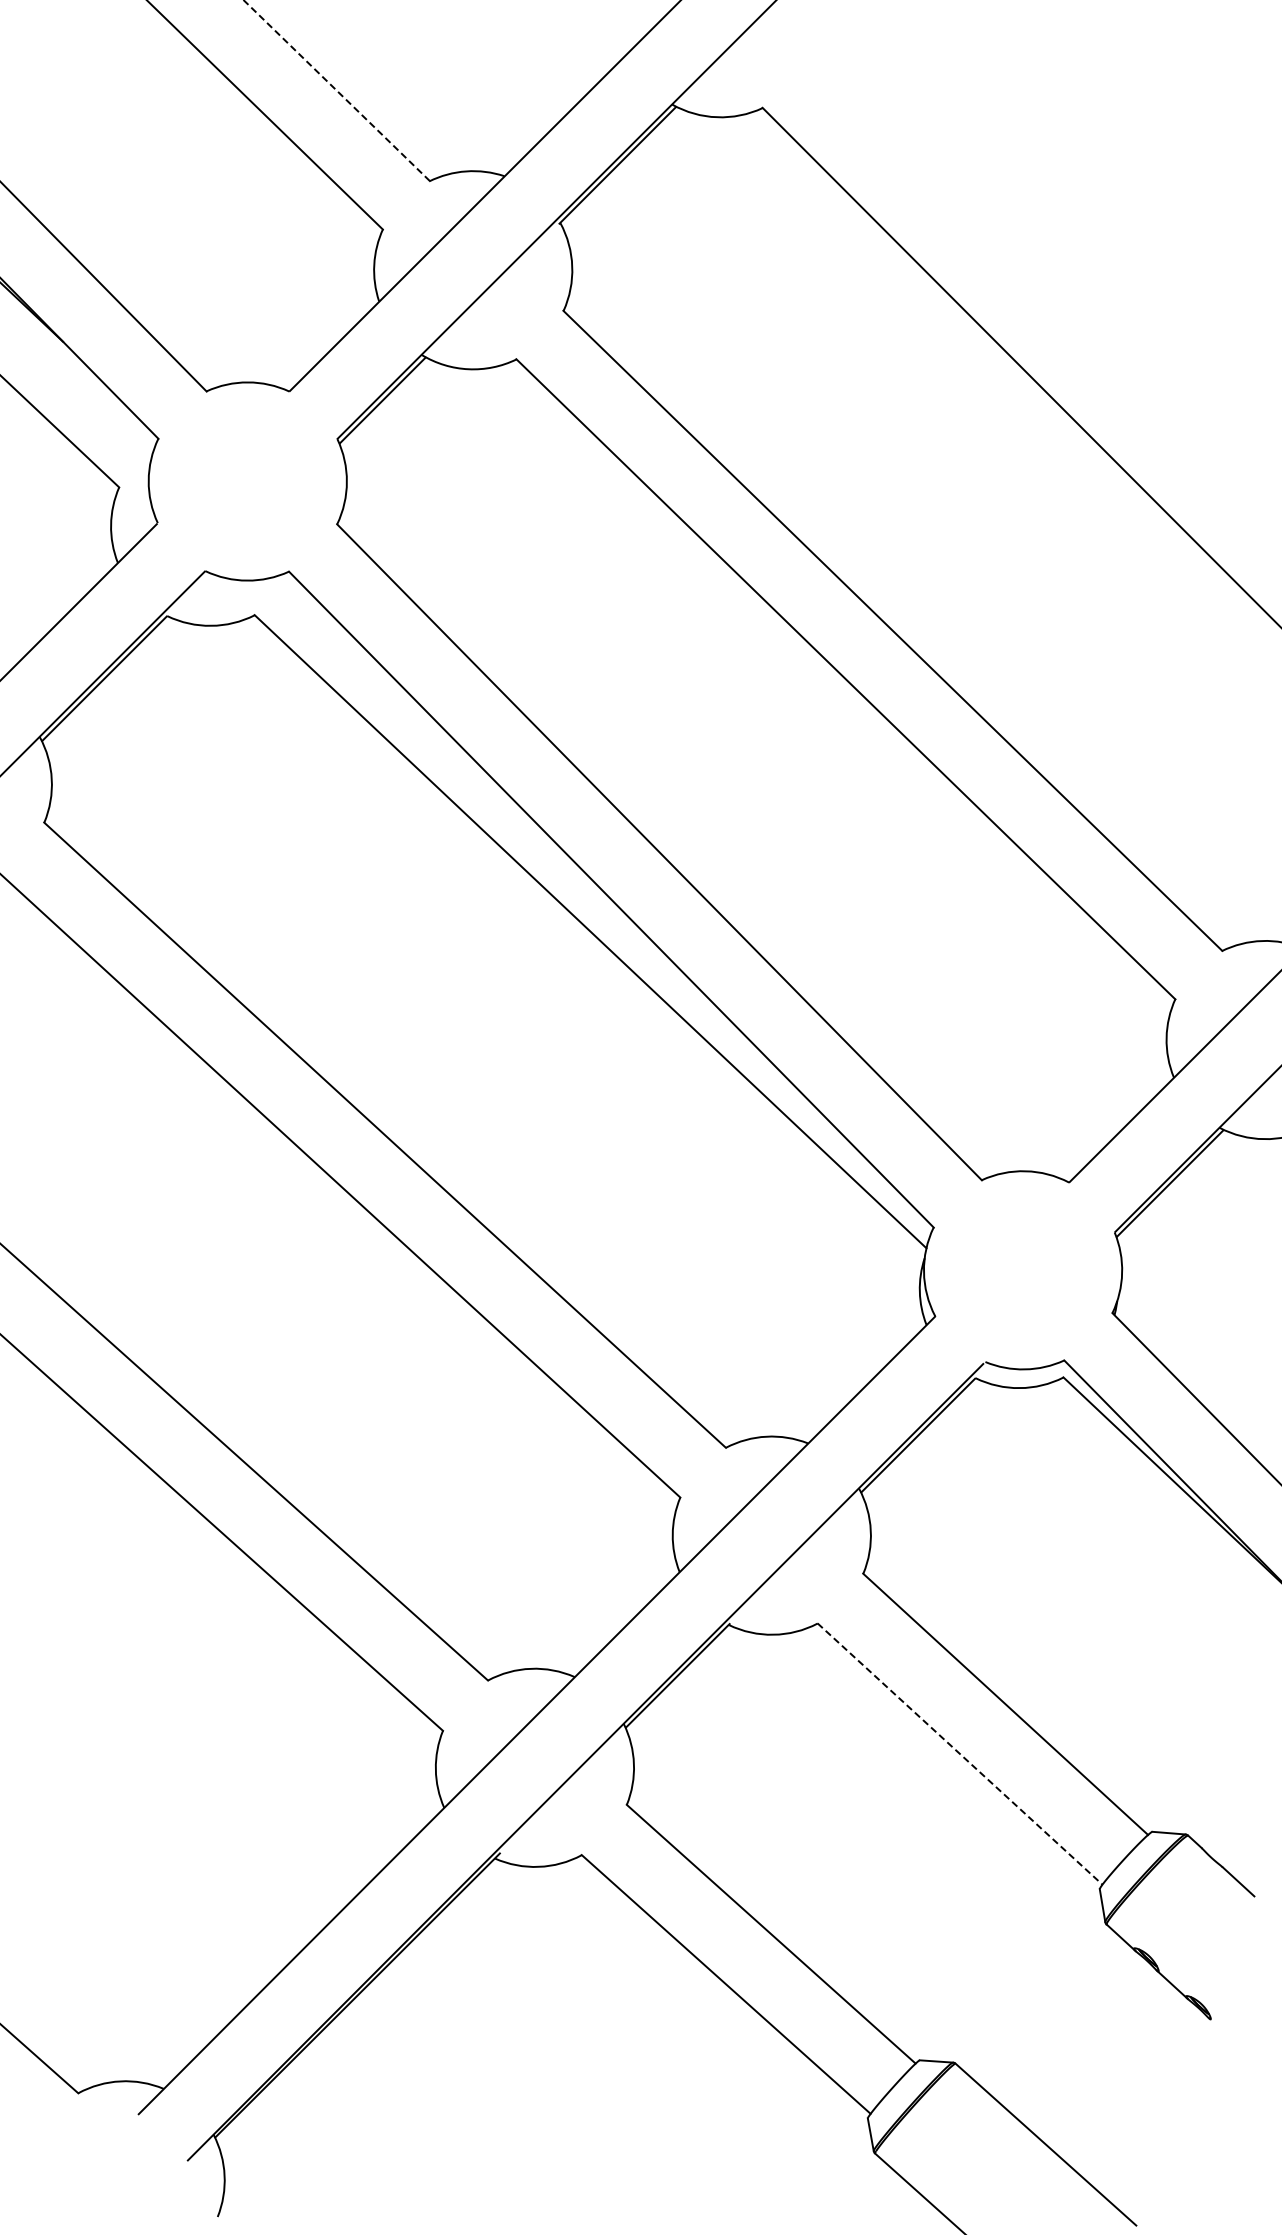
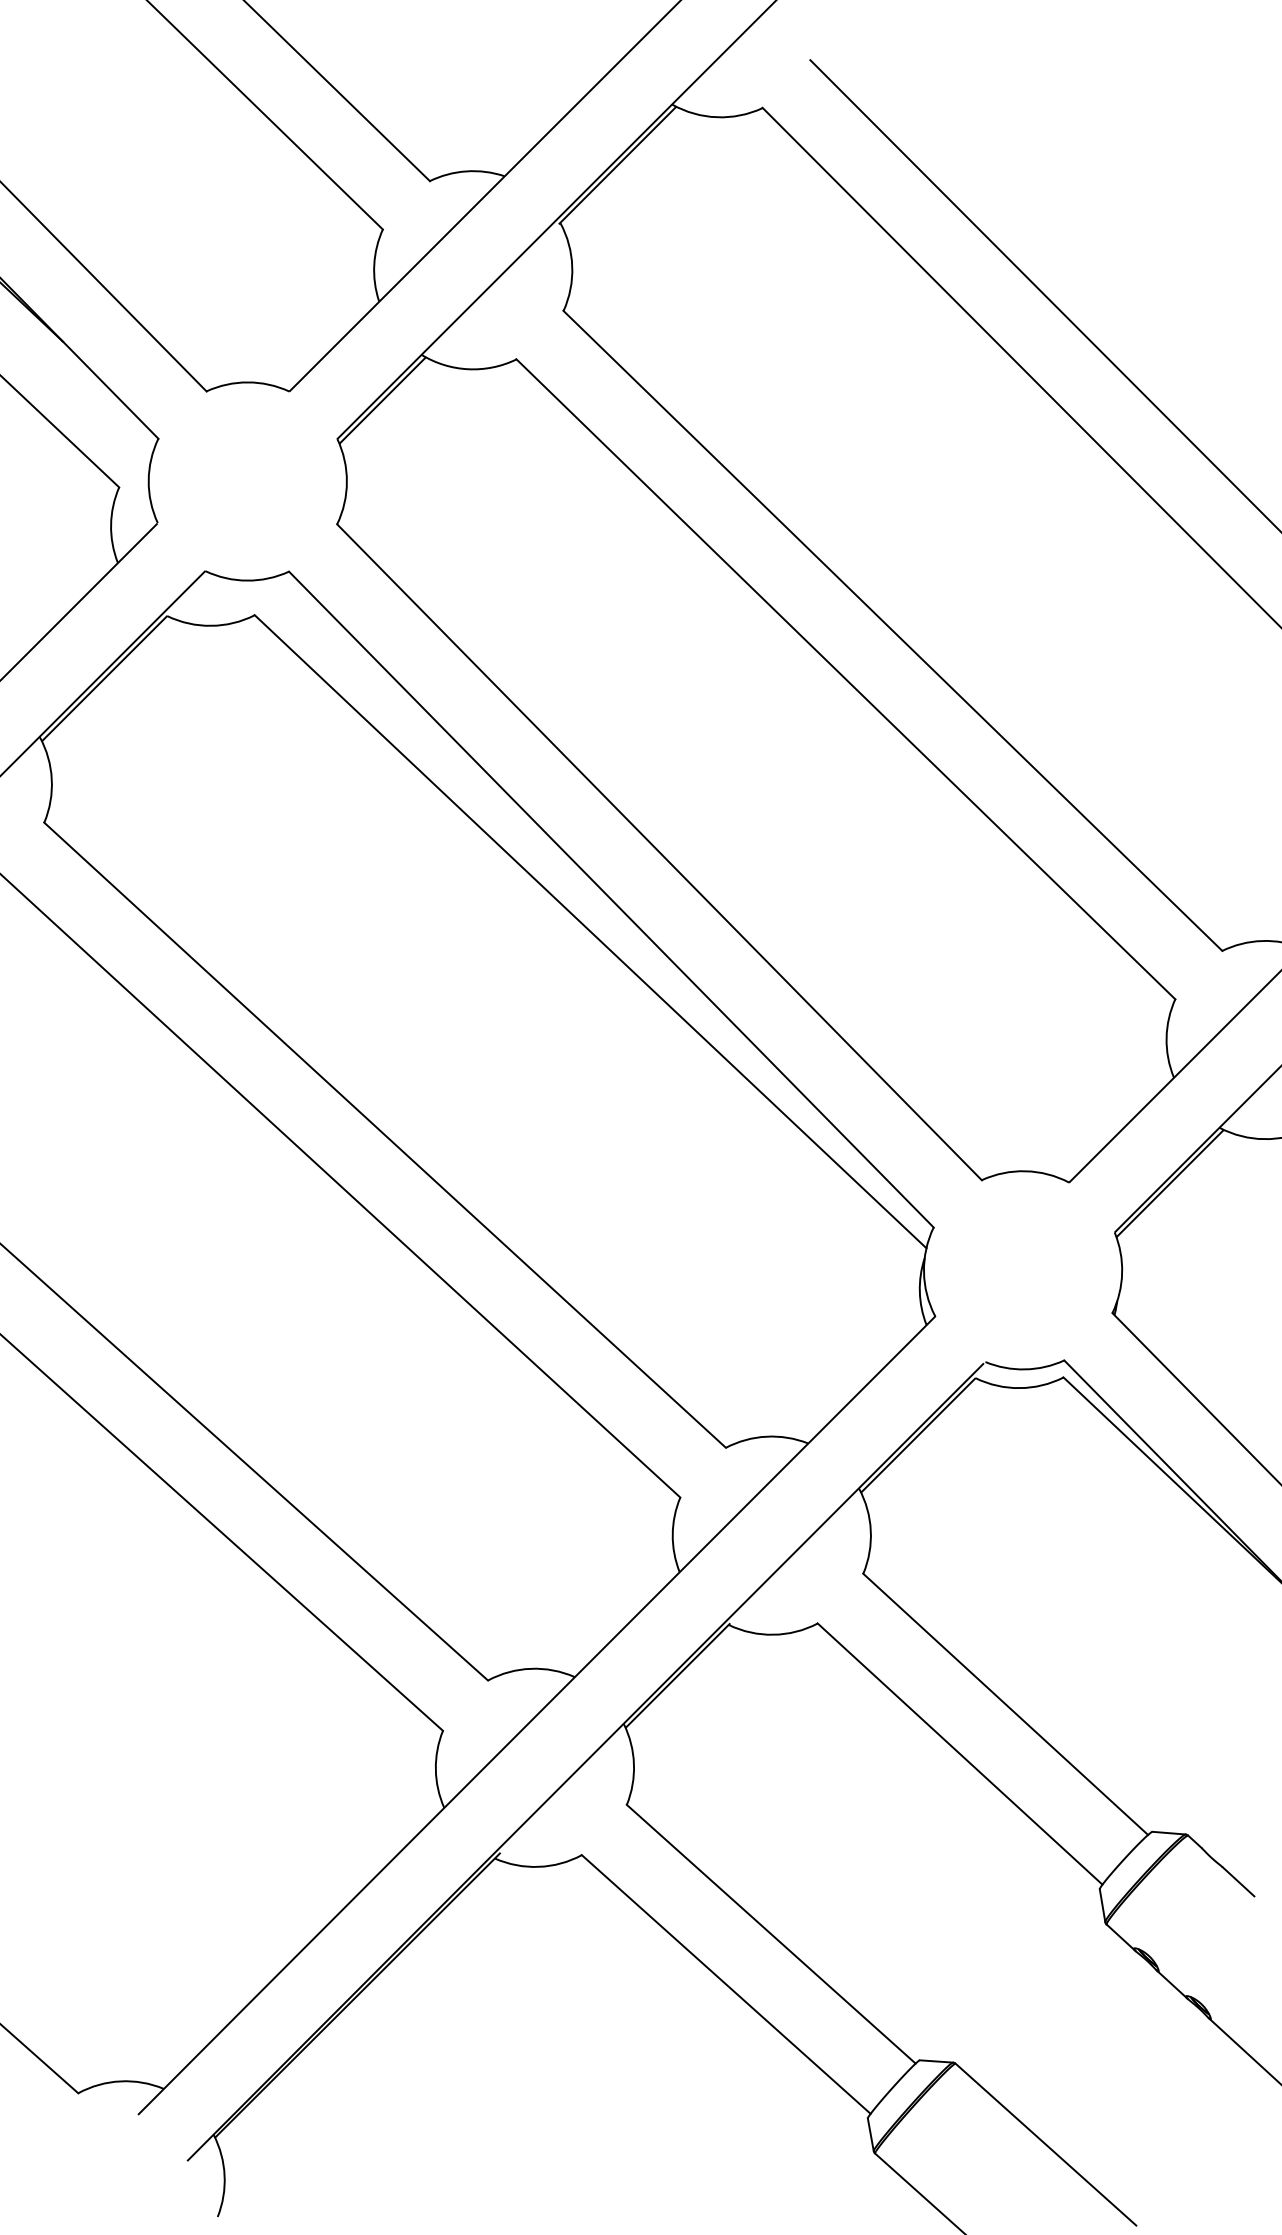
line: dashed -> solid (336, 90)
line: none -> present (1044, 294)
line: dashed -> solid (960, 1754)
line: none -> present (1243, 2049)
